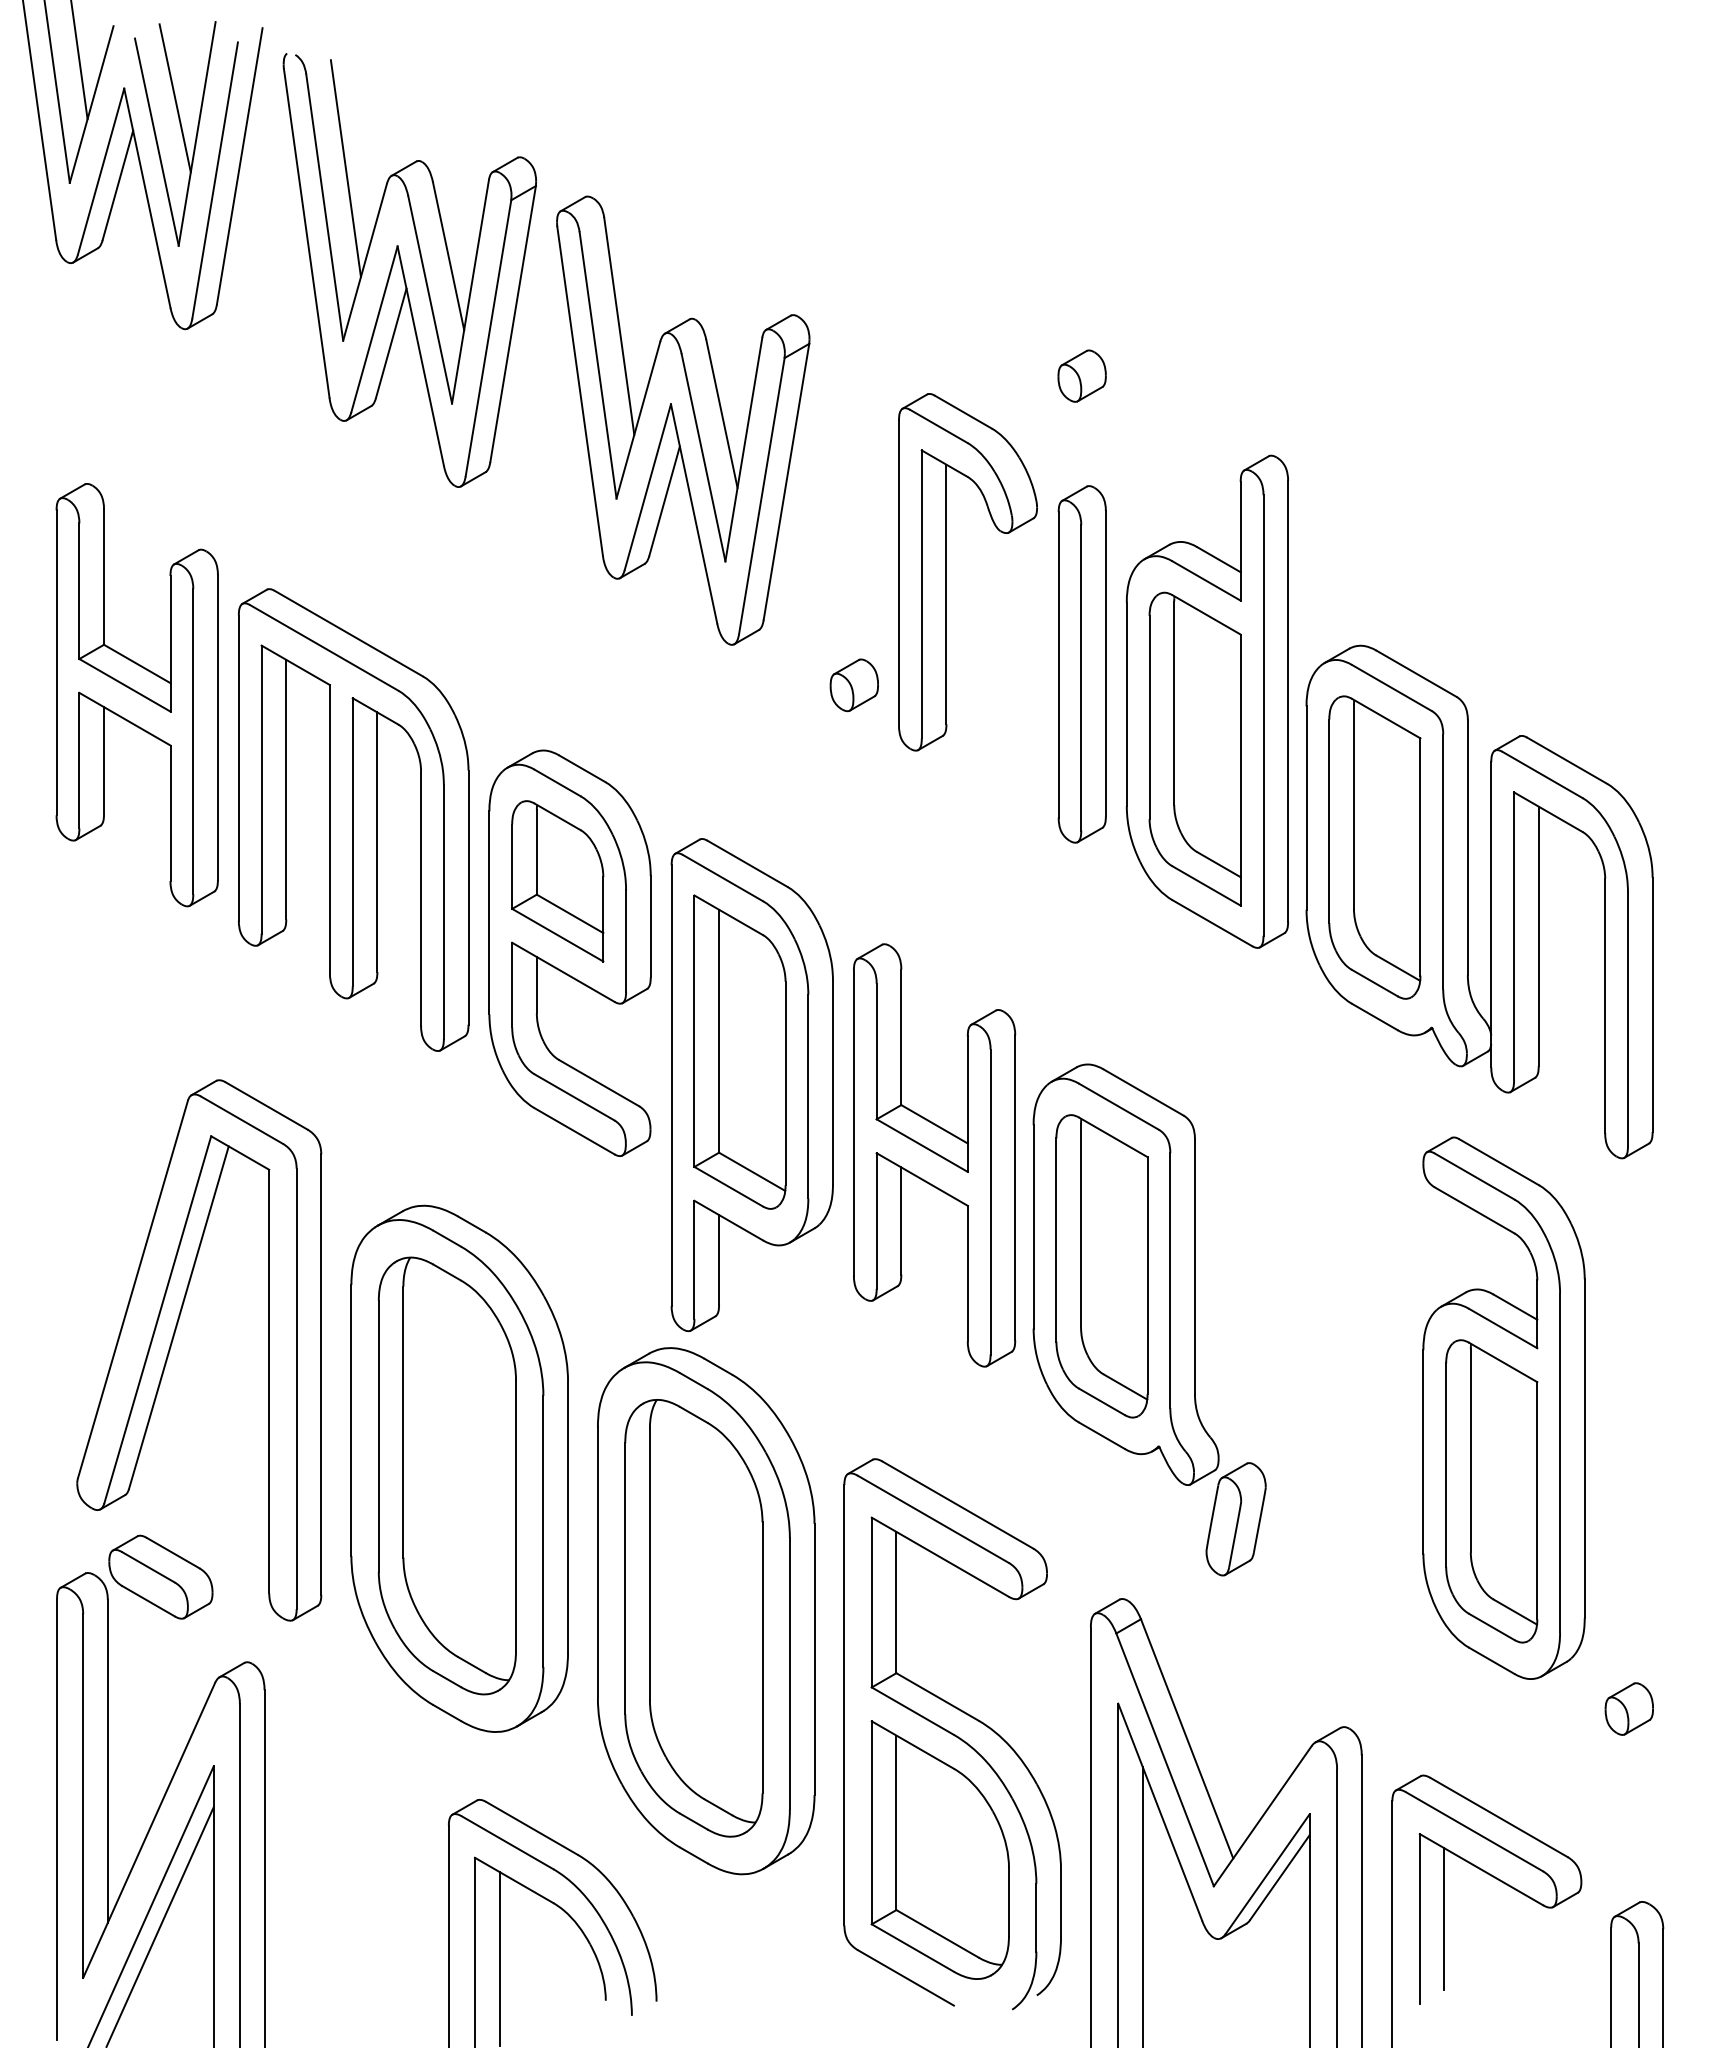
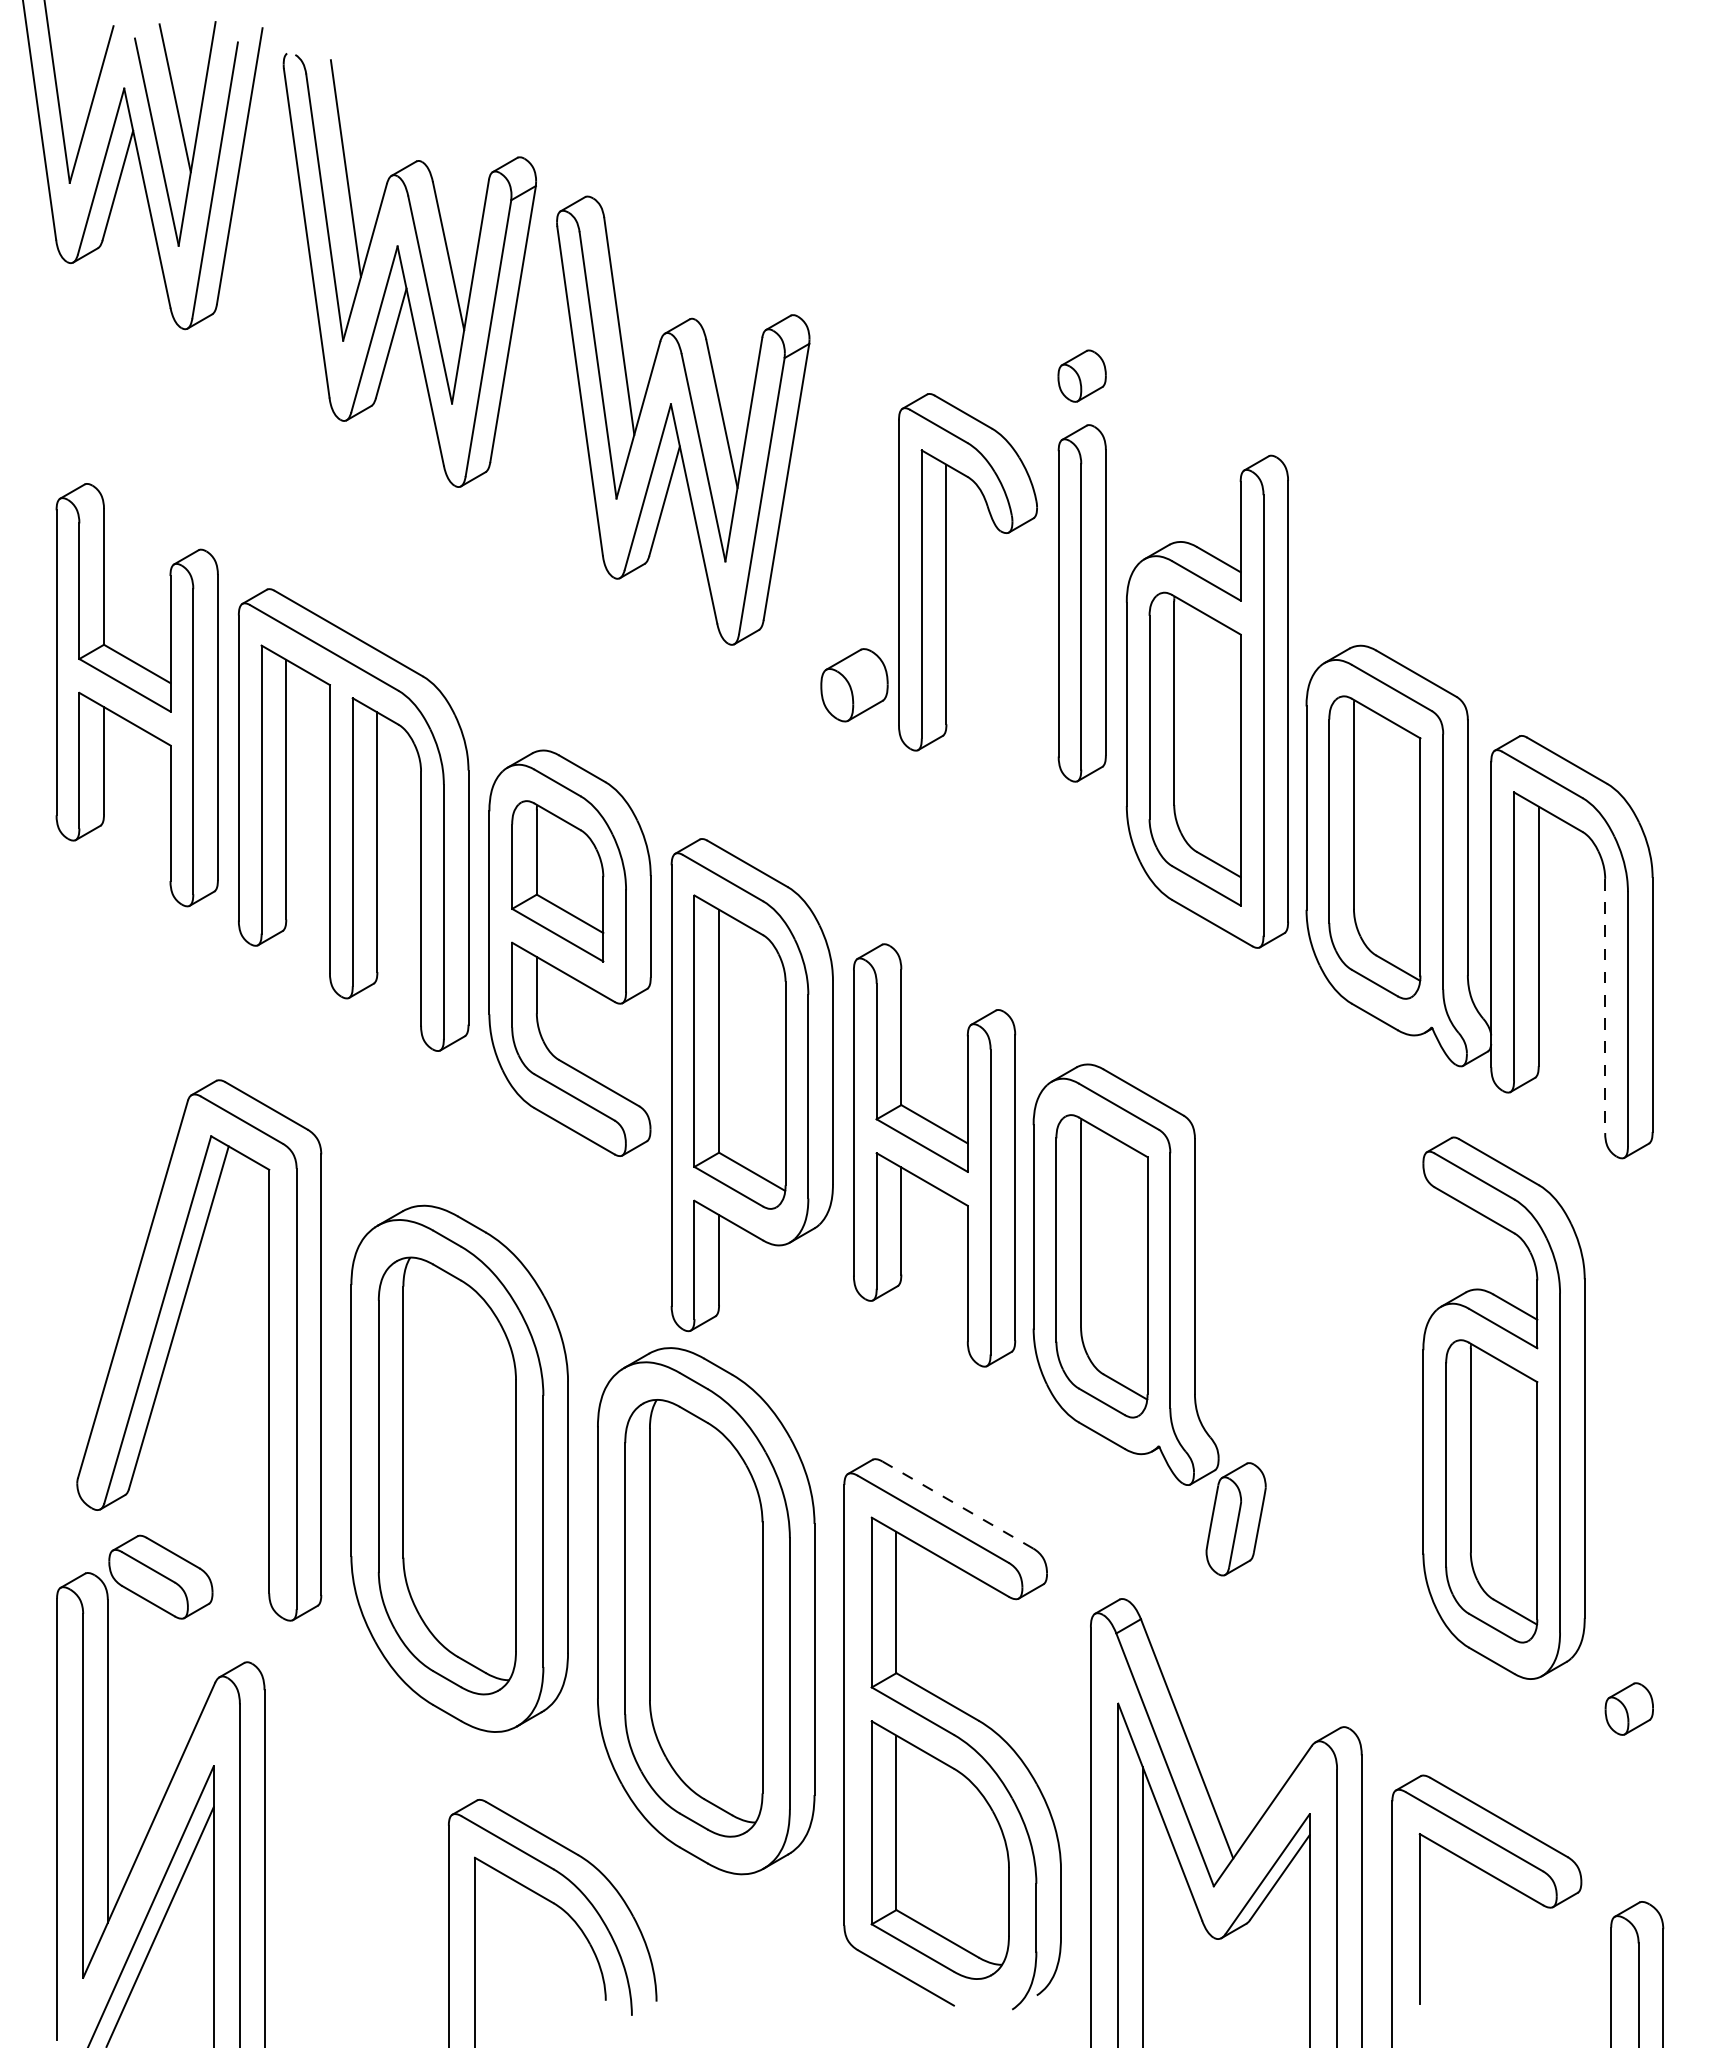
line: present -> none (79, 60)
part position: (1081, 664) -> (1081, 603) (1081, 603)
part size: 50x55 px -> 69x75 px (854, 685)
line: solid -> dashed (1605, 1006)
line: solid -> dashed (958, 1505)
line: present -> none (1444, 1918)
line: present -> none (499, 1958)
